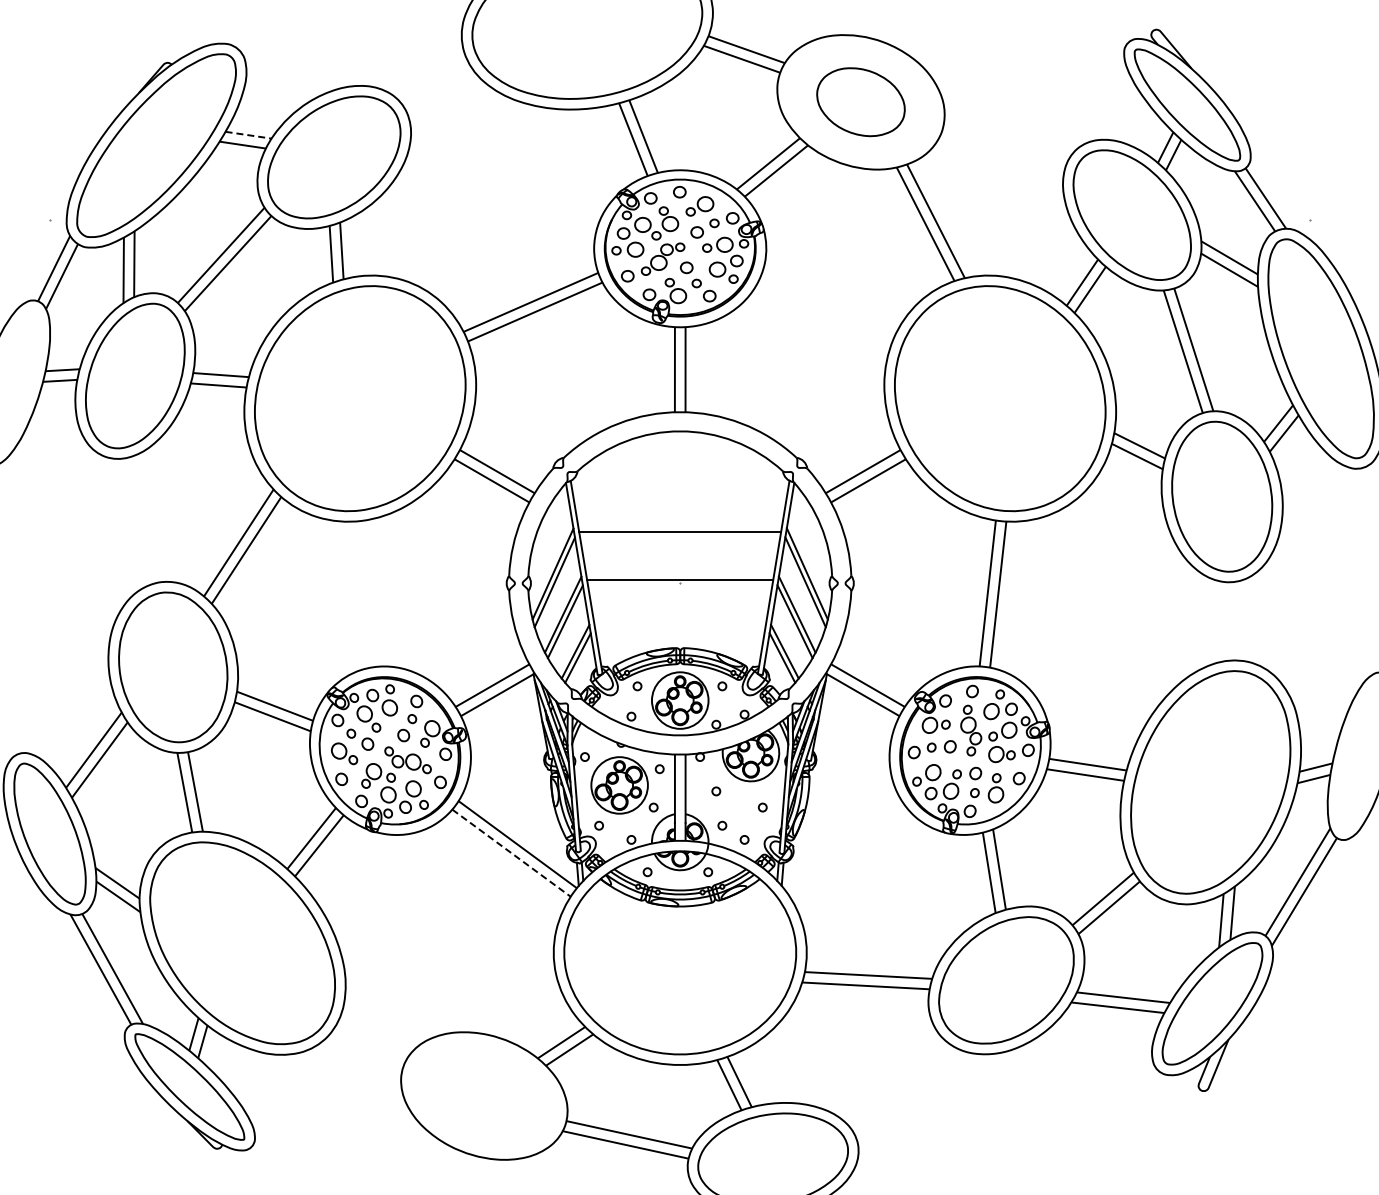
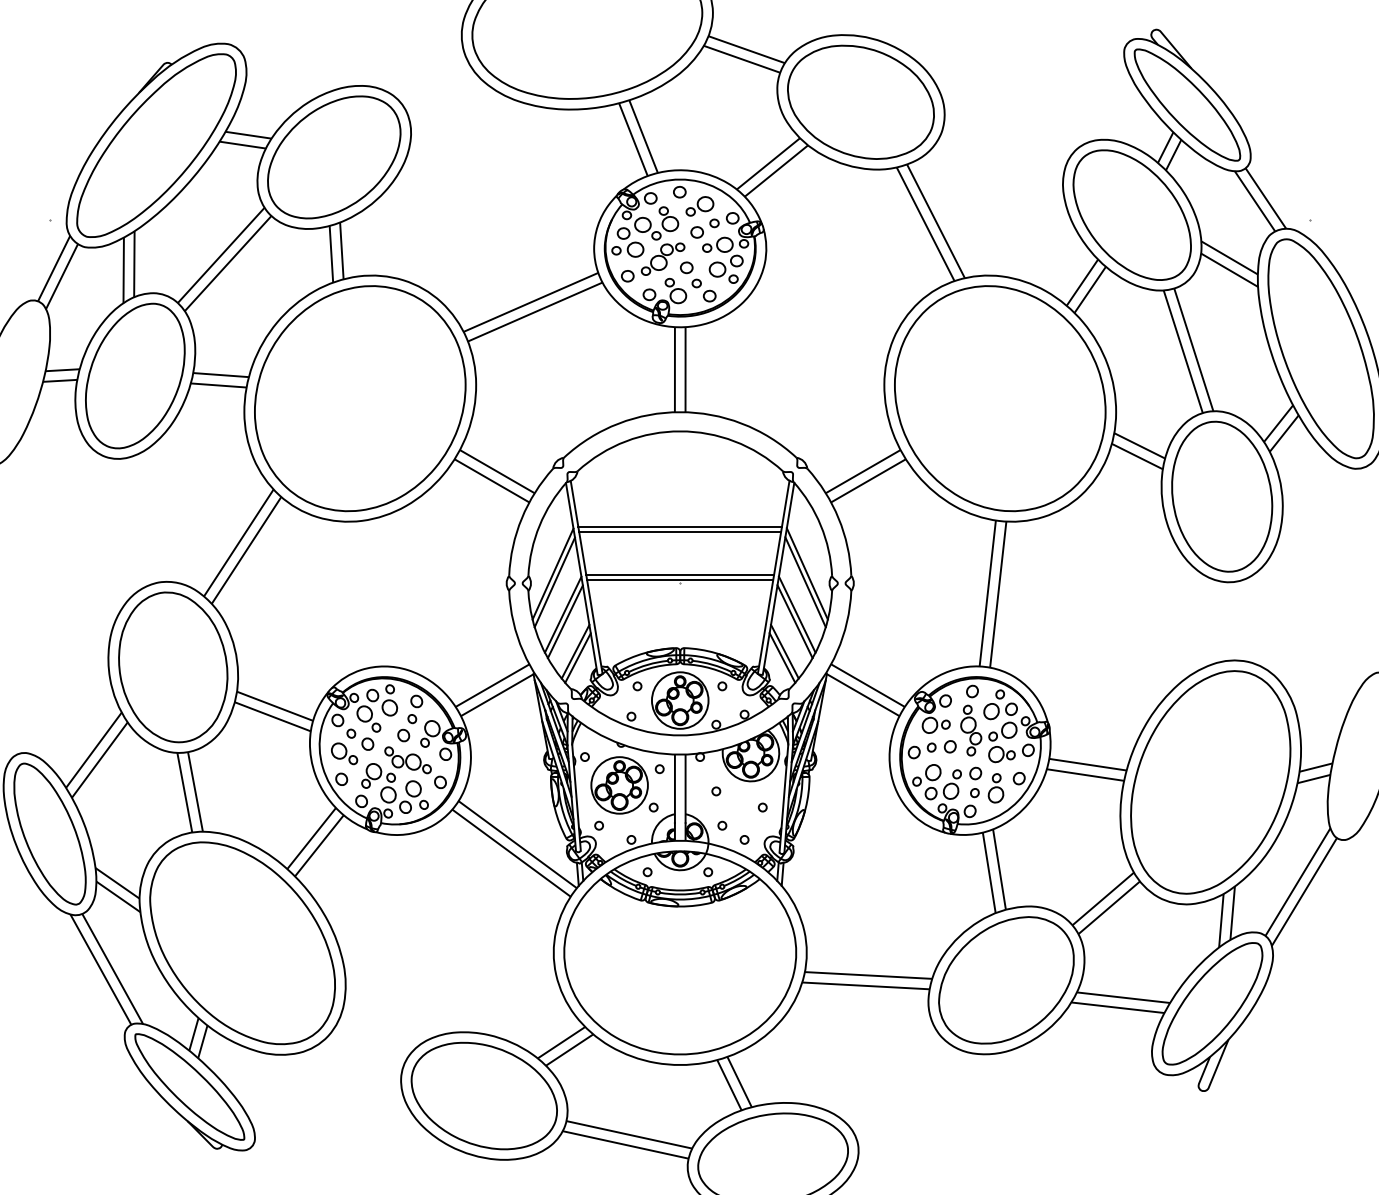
part size: 90x71 px -> 148x116 px (860, 101)
line: dashed -> solid (249, 135)
line: none -> present (679, 526)
line: none -> present (680, 574)
line: dashed -> solid (511, 853)
part: none -> present (483, 1095)
